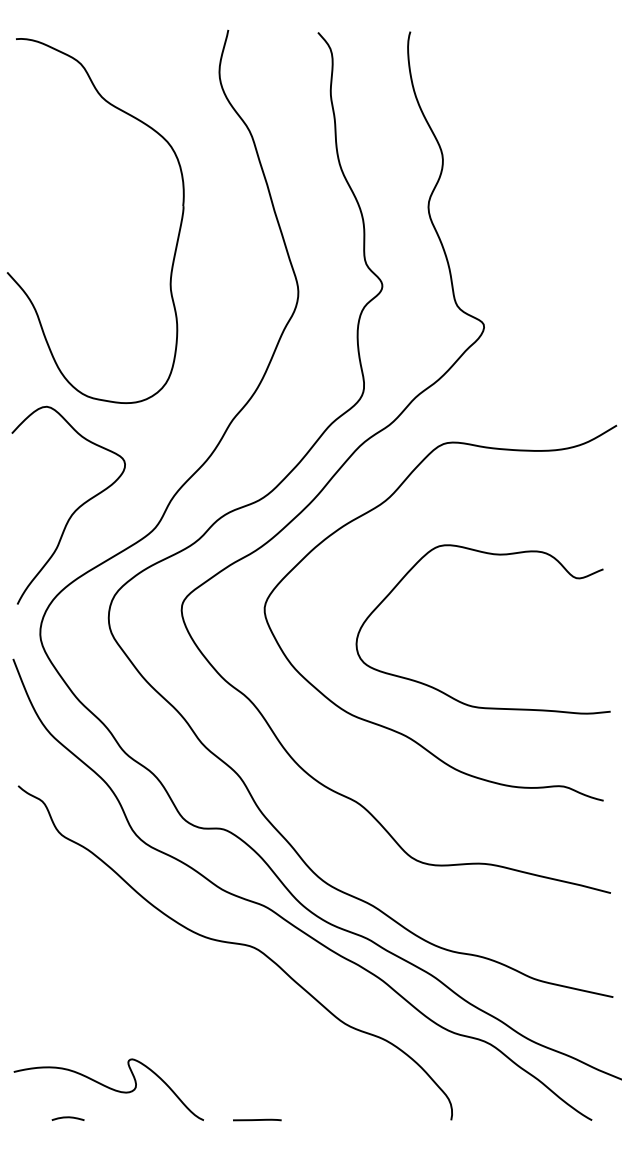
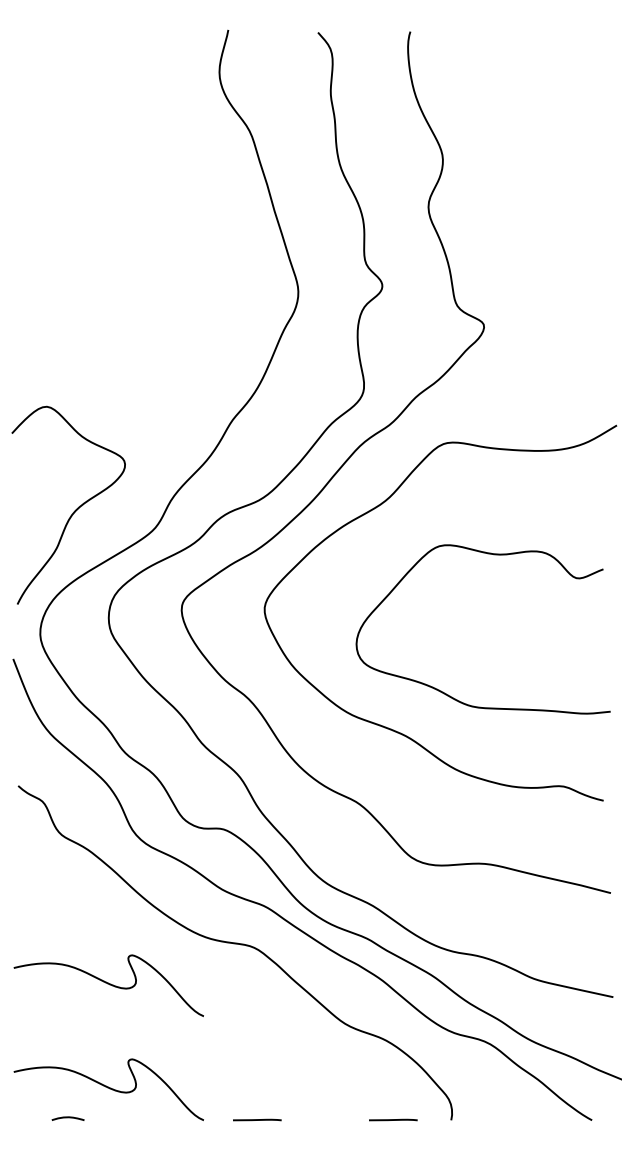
part: present -> none (177, 235)
curve: none -> present (108, 984)
line: none -> present (393, 1119)
